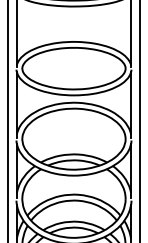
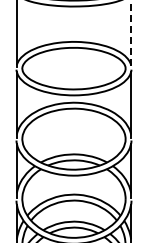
line: solid -> dashed (131, 34)
line: present -> none (7, 120)
line: present -> none (140, 120)
